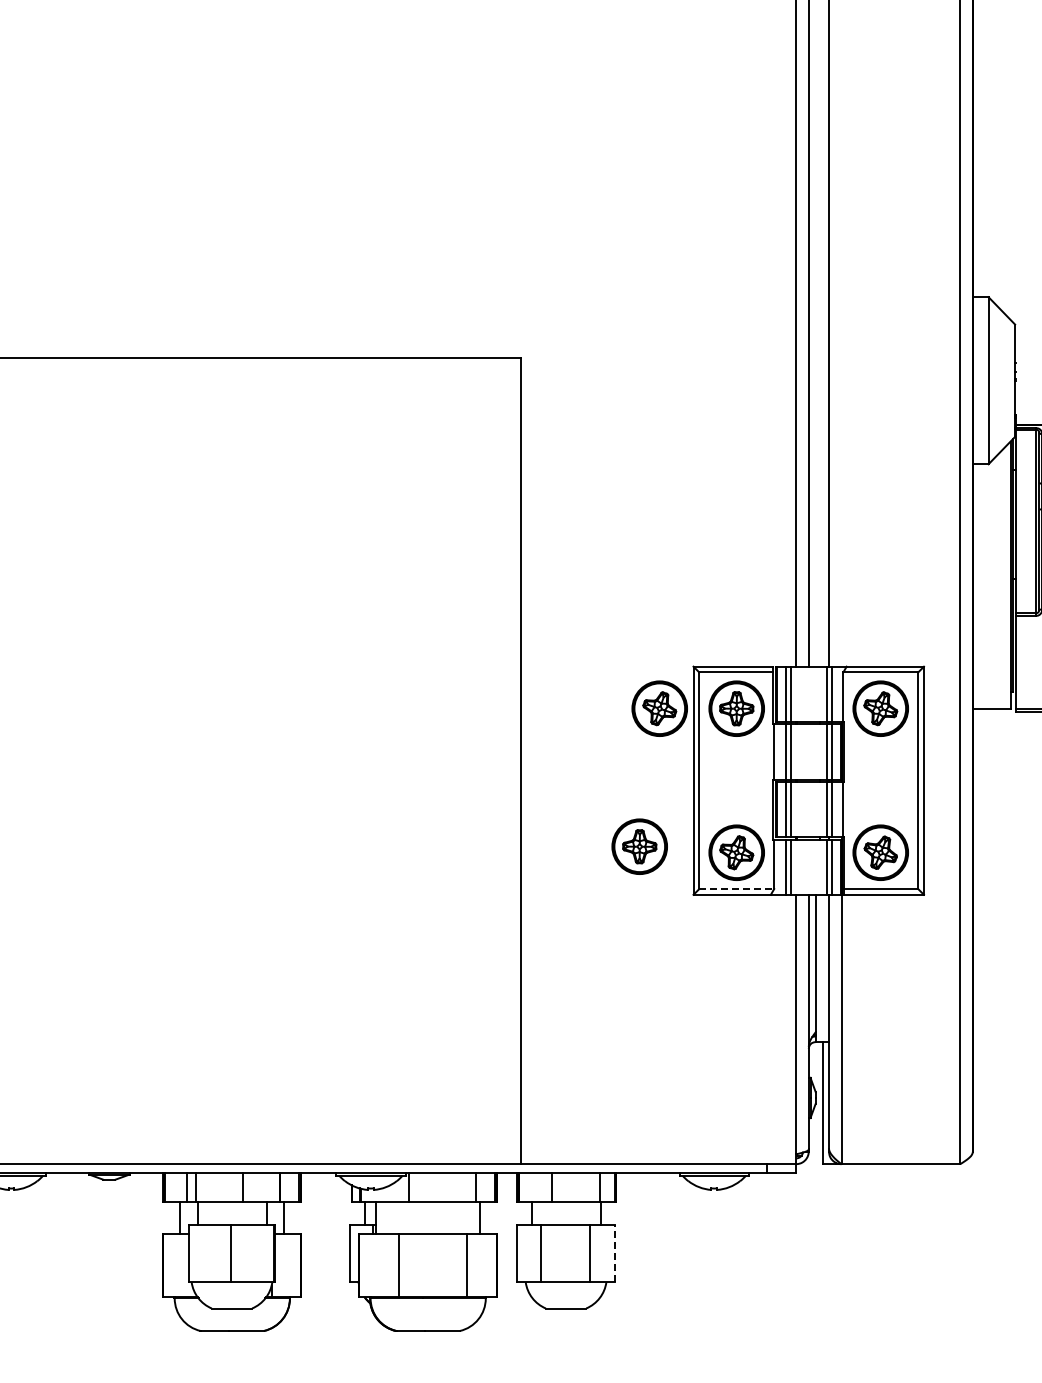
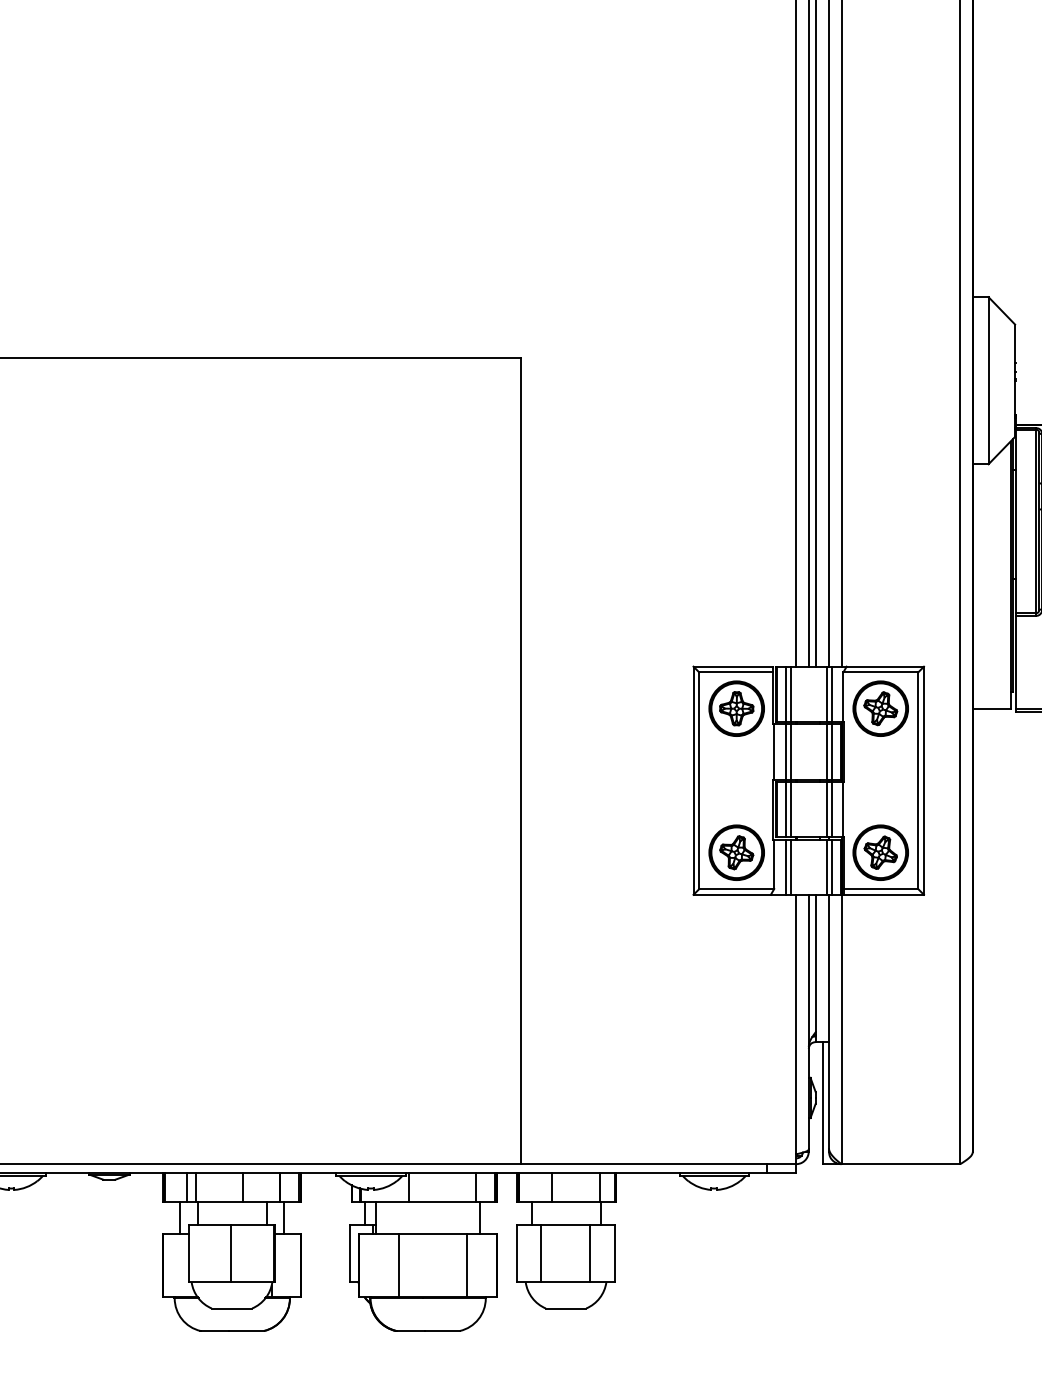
line: none -> present (815, 334)
line: none -> present (841, 334)
part: present -> none (659, 708)
part: present -> none (639, 846)
line: dashed -> solid (737, 889)
line: dashed -> solid (615, 1253)
